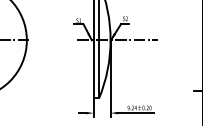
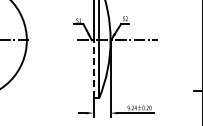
line: solid -> dashed (93, 69)
